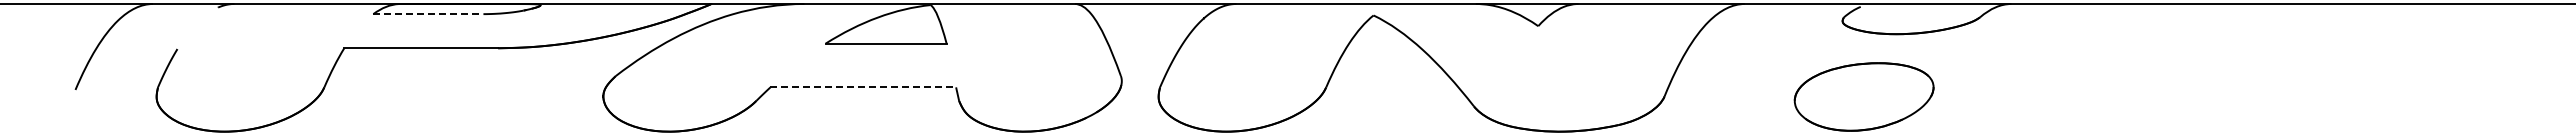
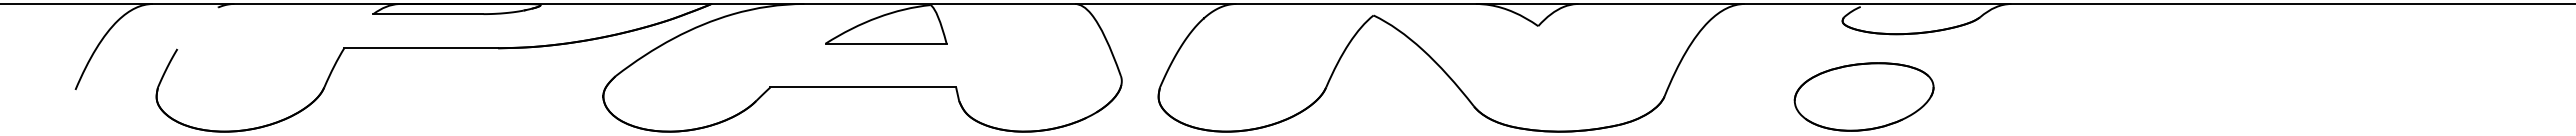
line: dashed -> solid (428, 14)
line: dashed -> solid (863, 87)
